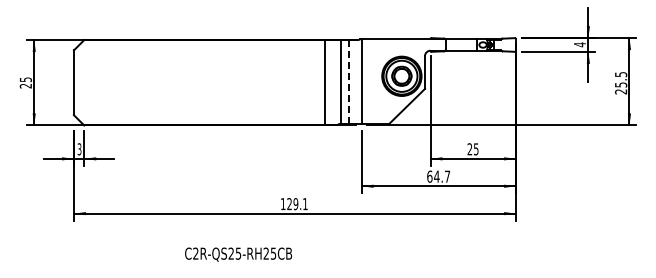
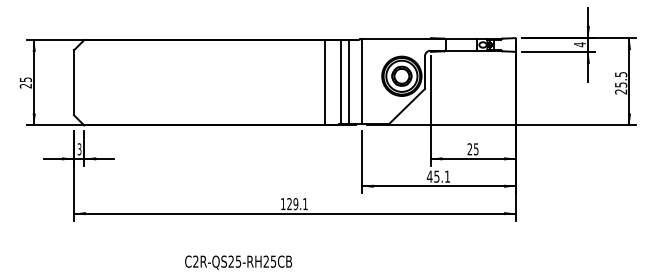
line: dashed -> solid (348, 81)
text: 64.7 -> 45.1 (438, 176)
text position: (238, 254) -> (238, 262) (238, 262)
